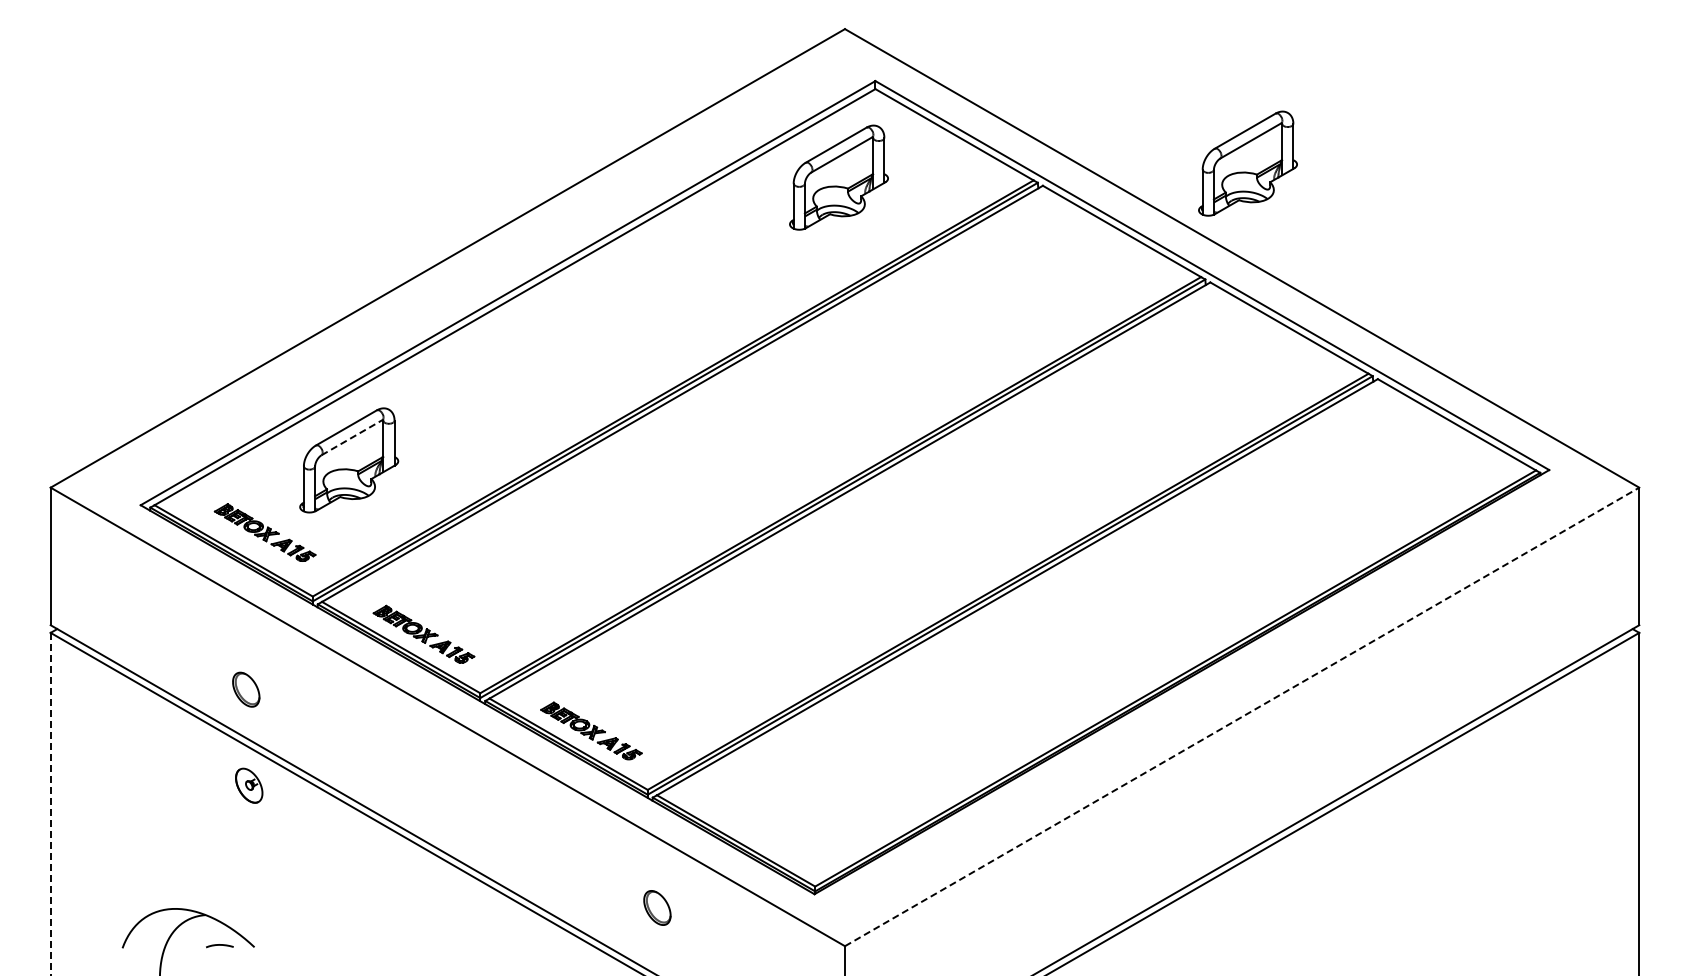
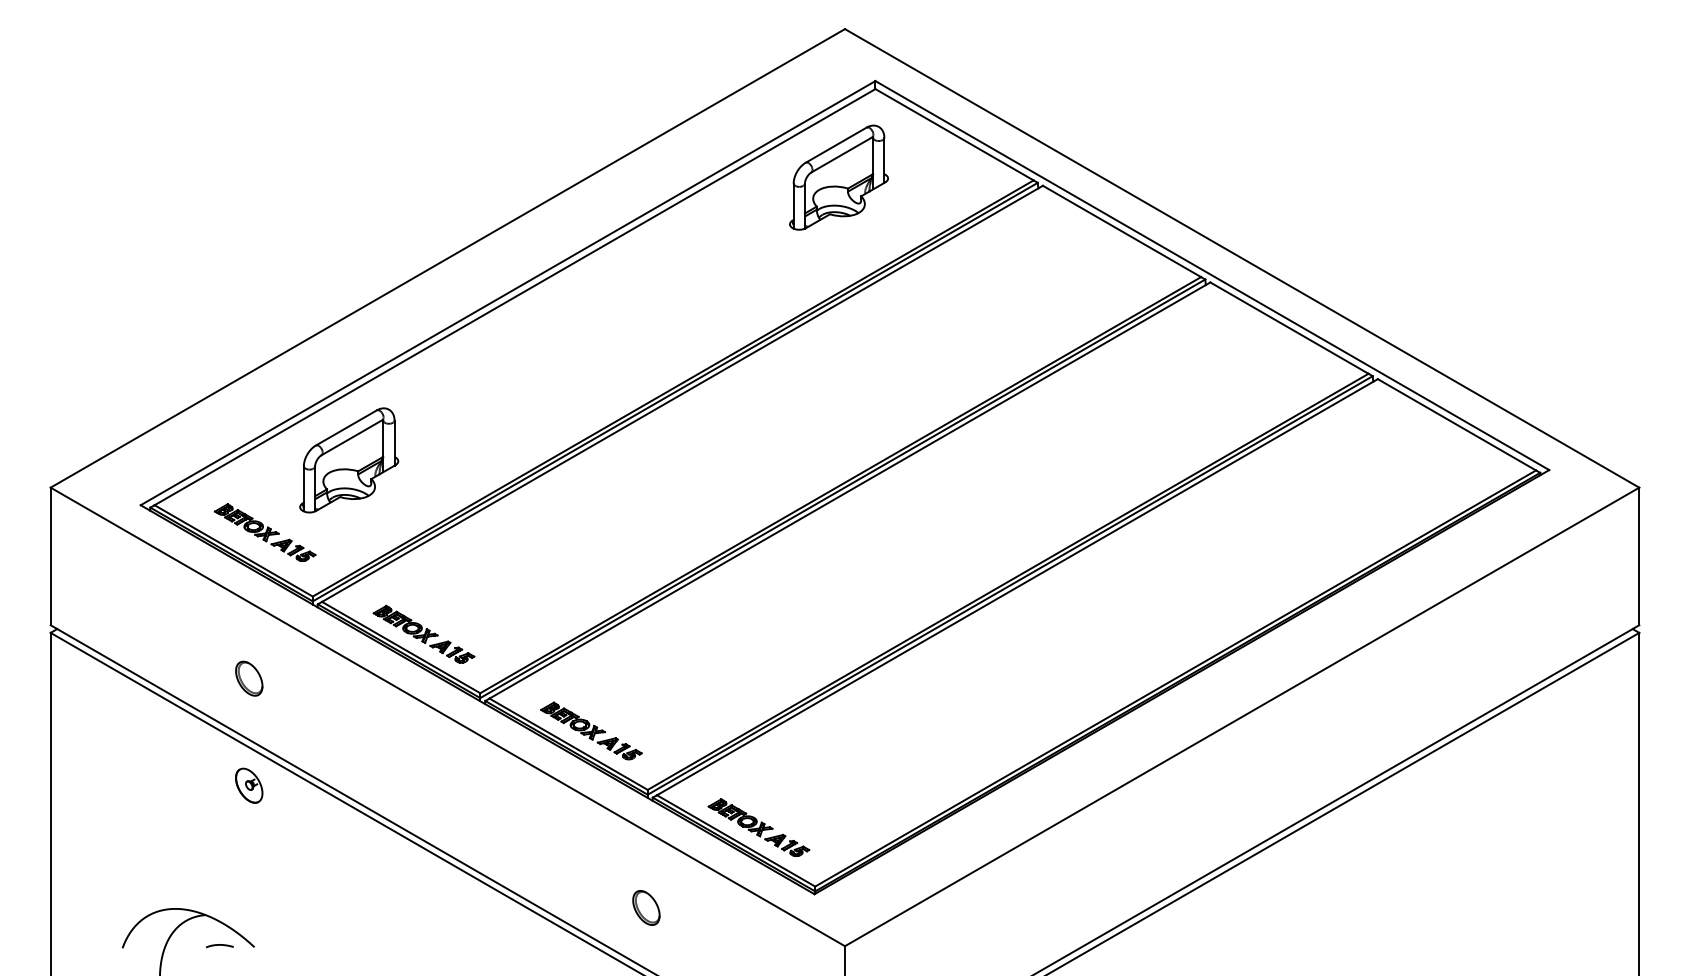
part: present -> none (1247, 163)
line: dashed -> solid (352, 437)
part position: (246, 689) -> (249, 678) (249, 678)
line: dashed -> solid (1242, 716)
line: dashed -> solid (50, 804)
part: none -> present (758, 827)
part position: (657, 907) -> (646, 907) (646, 907)
